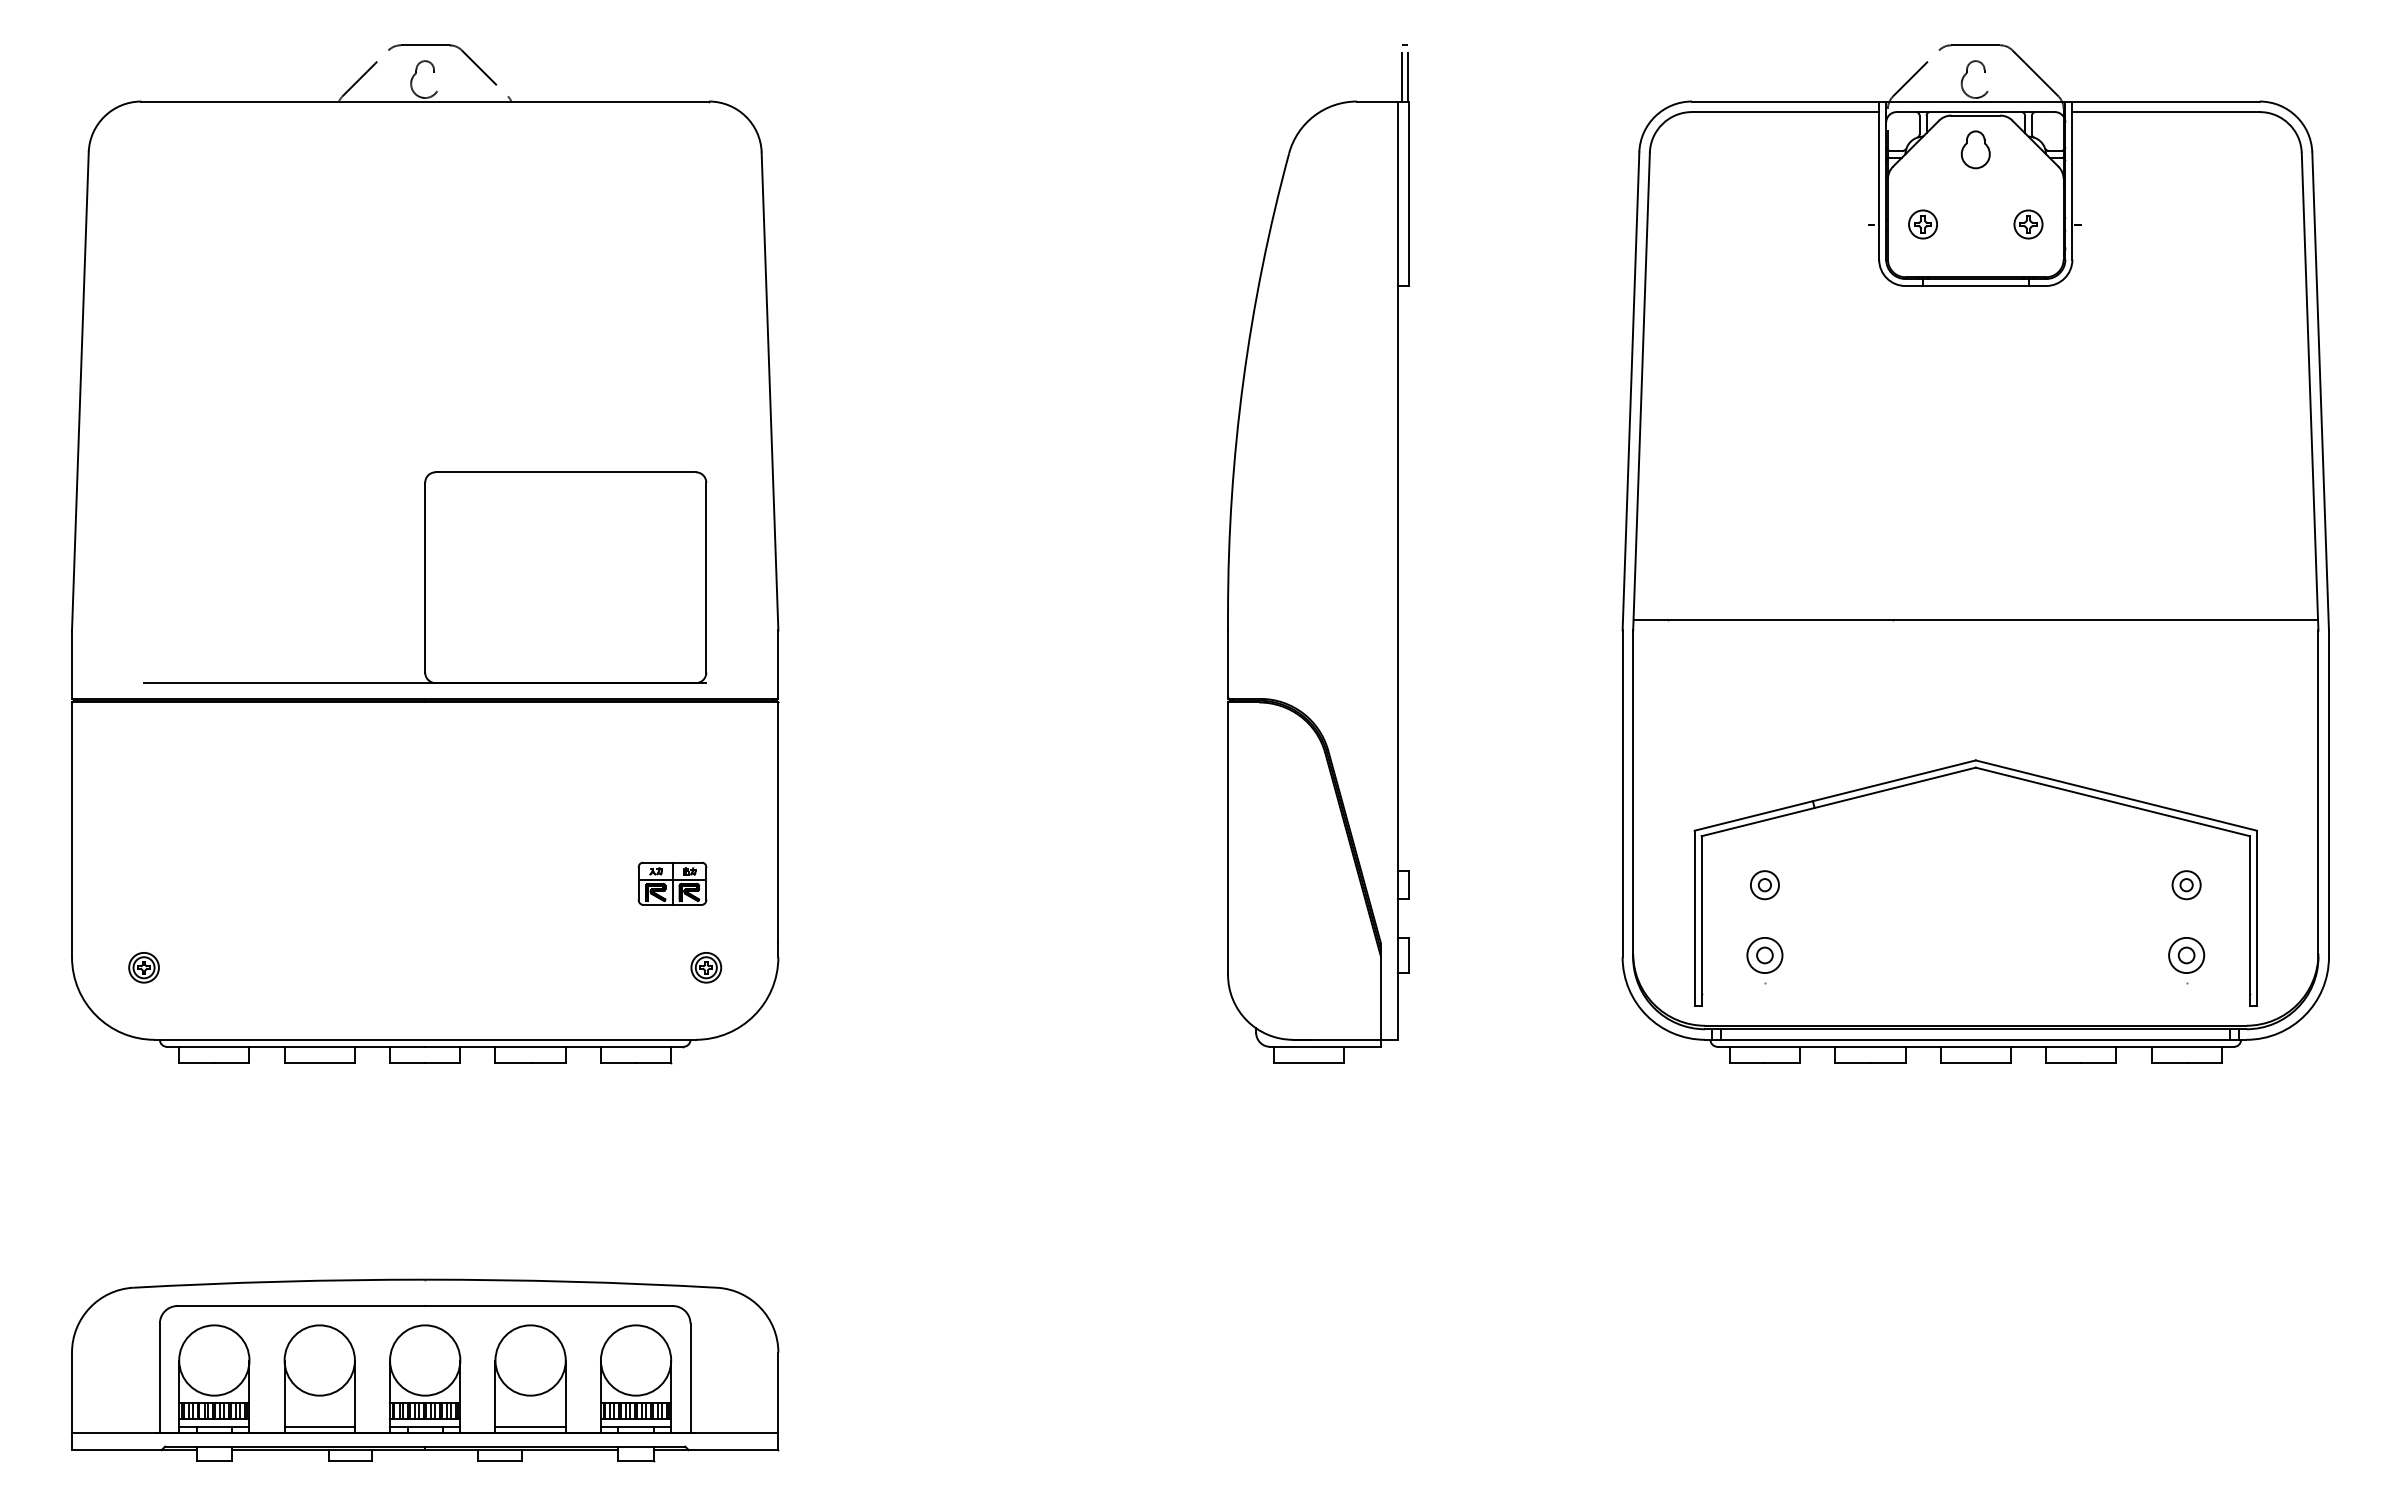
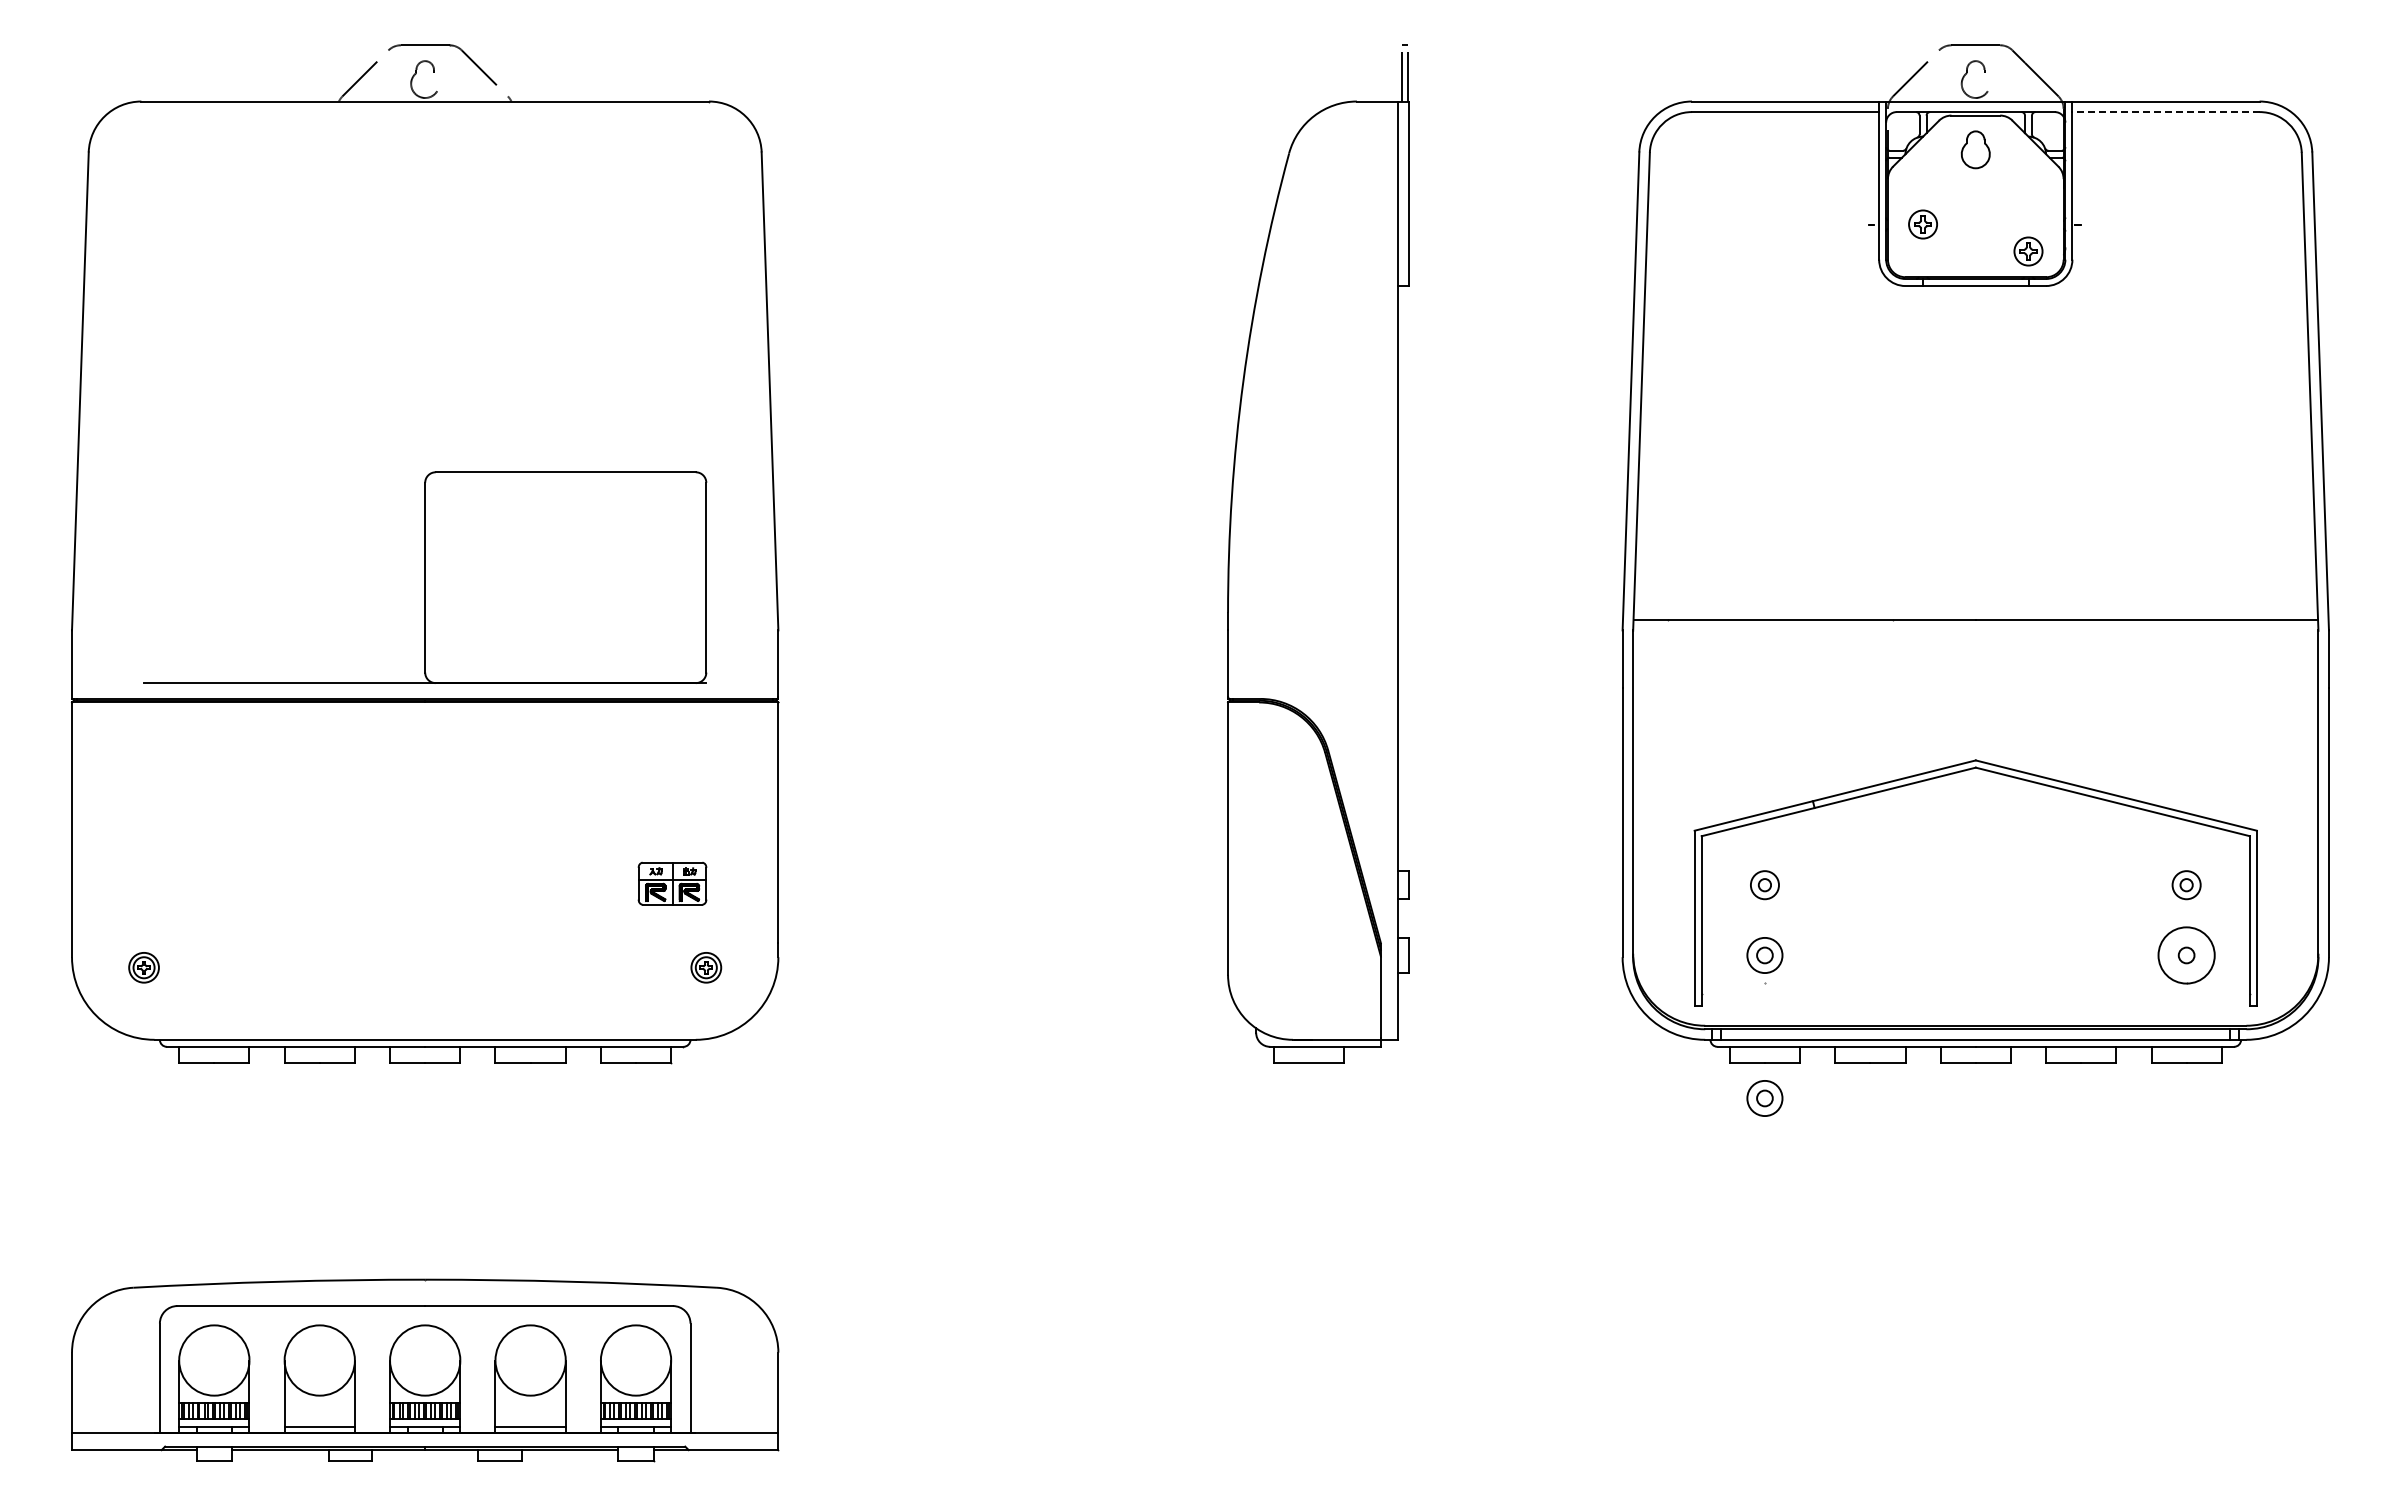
line: solid -> dashed (2166, 112)
part position: (2028, 224) -> (2028, 251) (2028, 251)
circle diameter: 35 px -> 56 px (2186, 955)
part: none -> present (1764, 1098)
